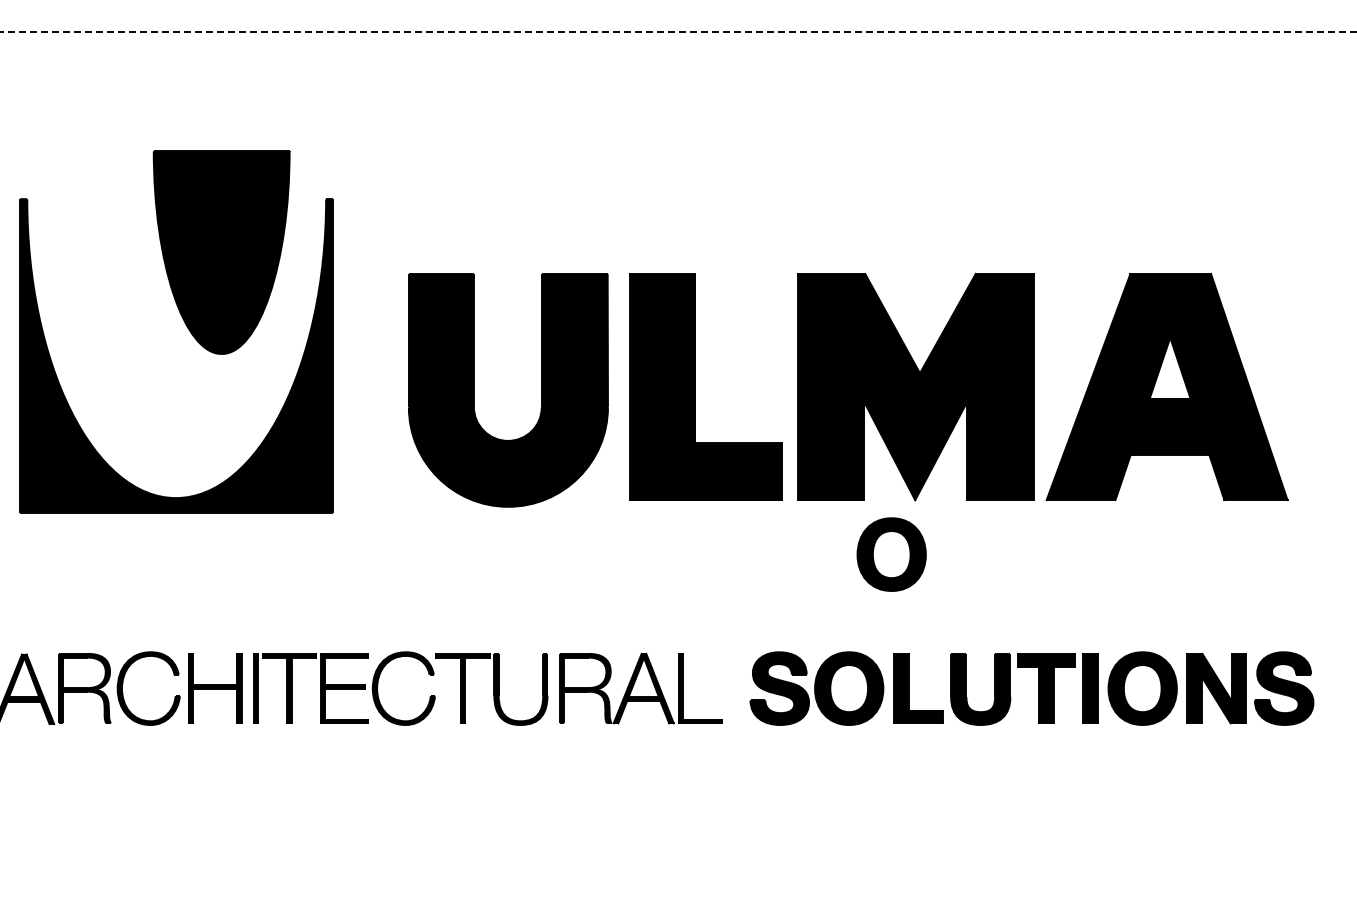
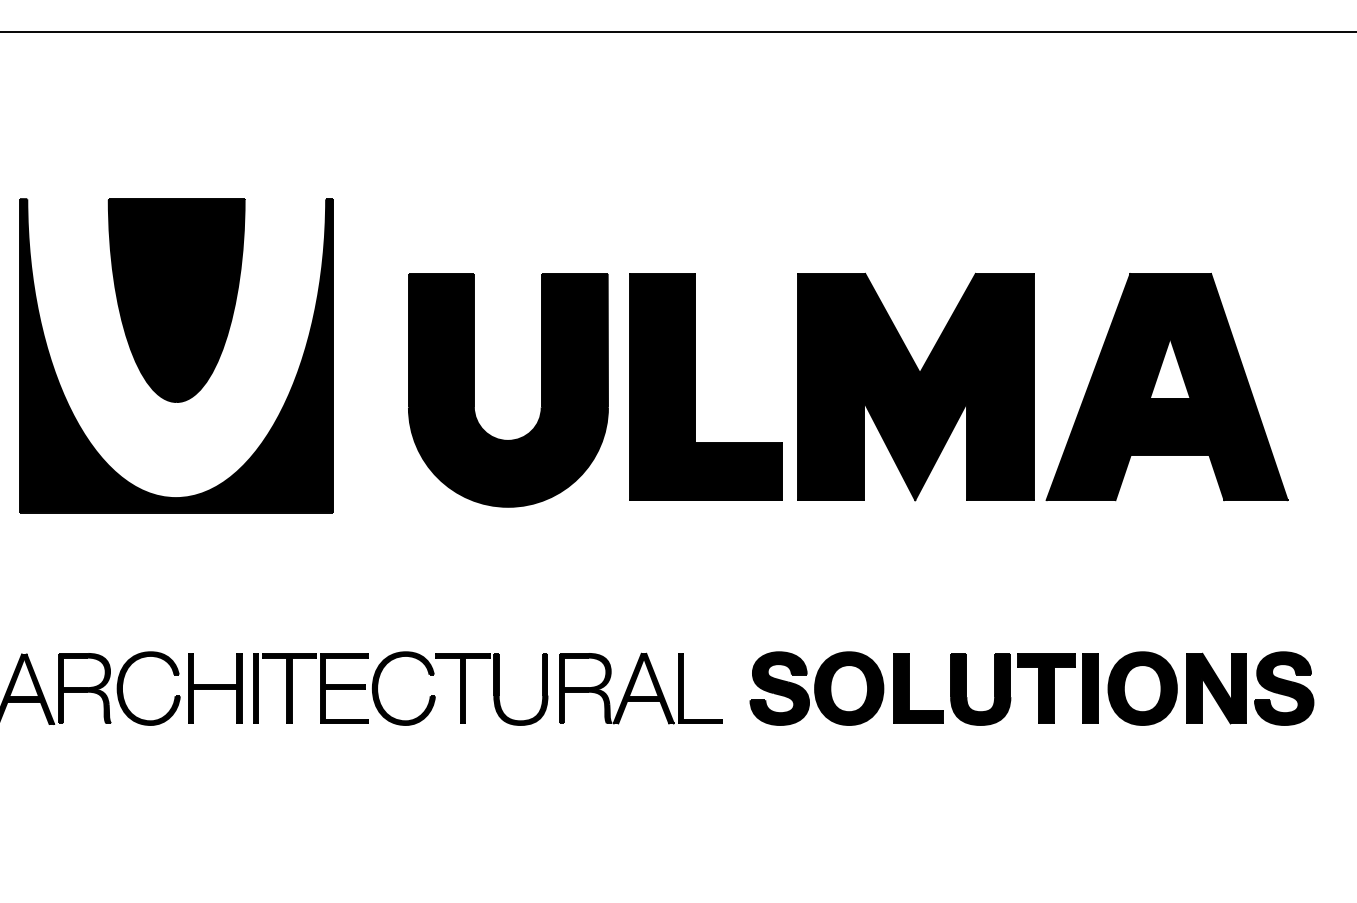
line: dashed -> solid (678, 31)
part position: (221, 252) -> (176, 300) (176, 300)
part: present -> none (891, 554)
